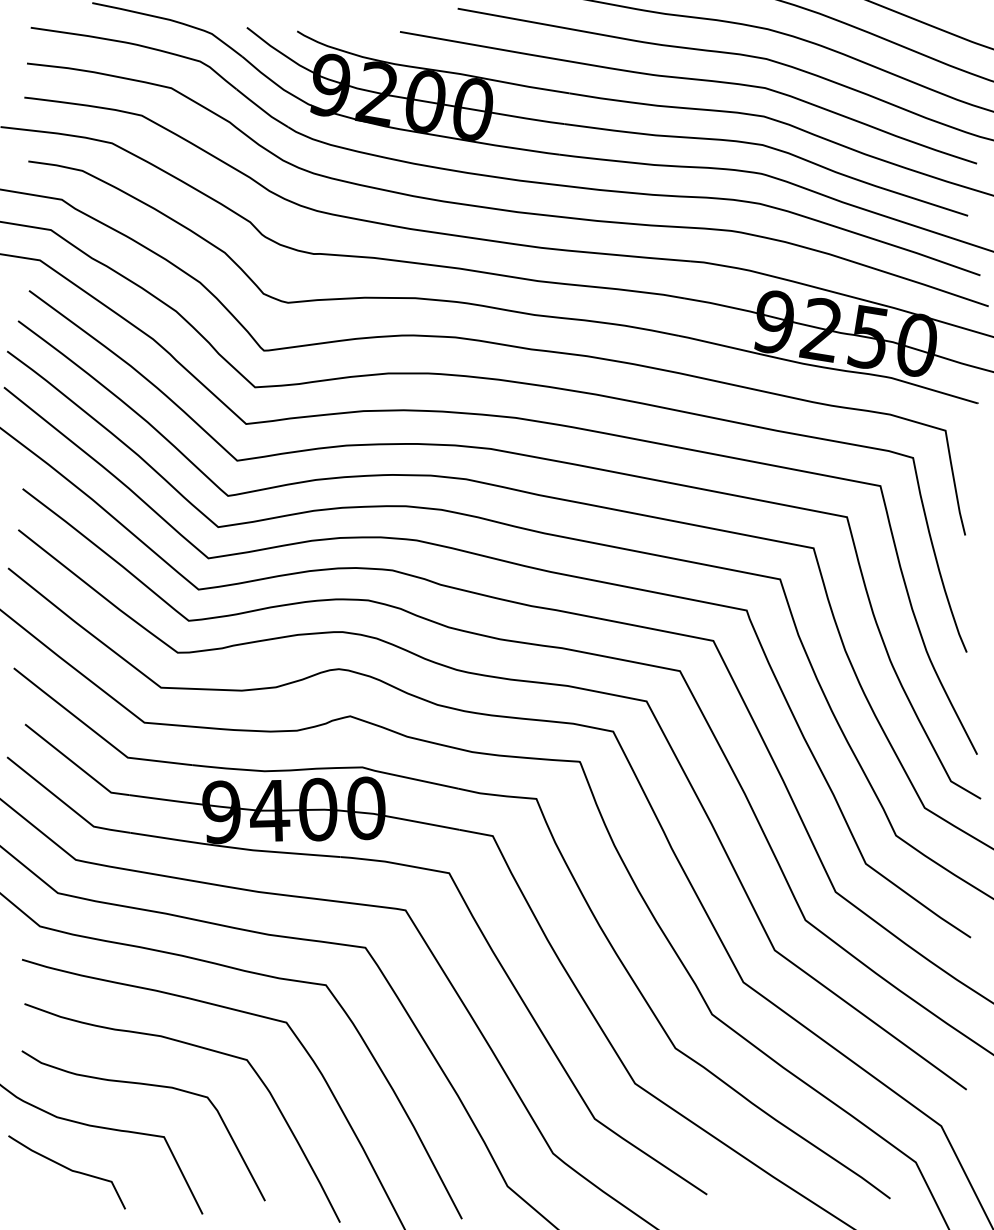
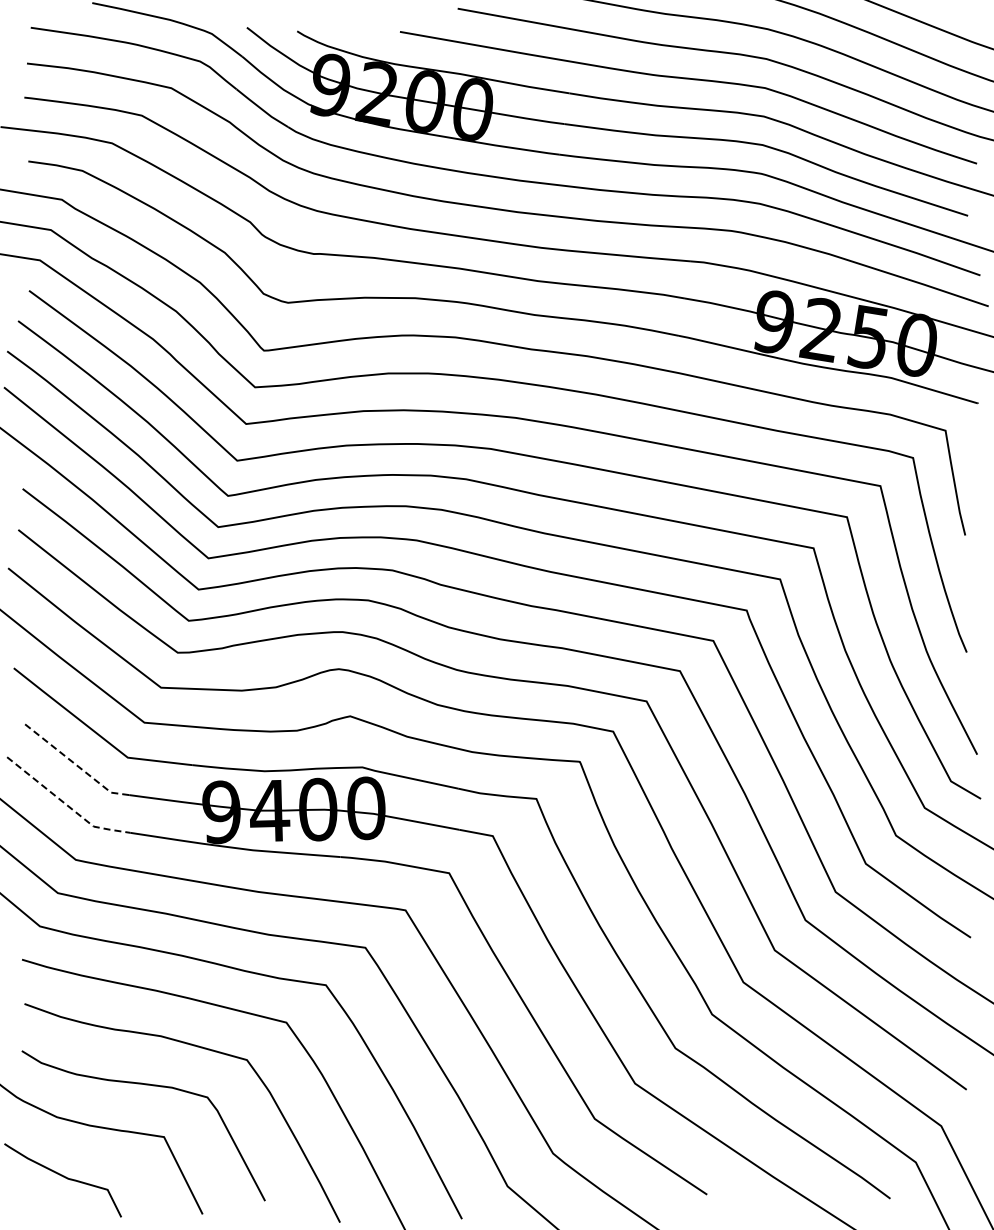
line: solid -> dashed (76, 764)
line: solid -> dashed (65, 804)
curve position: (67, 1169) -> (63, 1177) (63, 1177)
